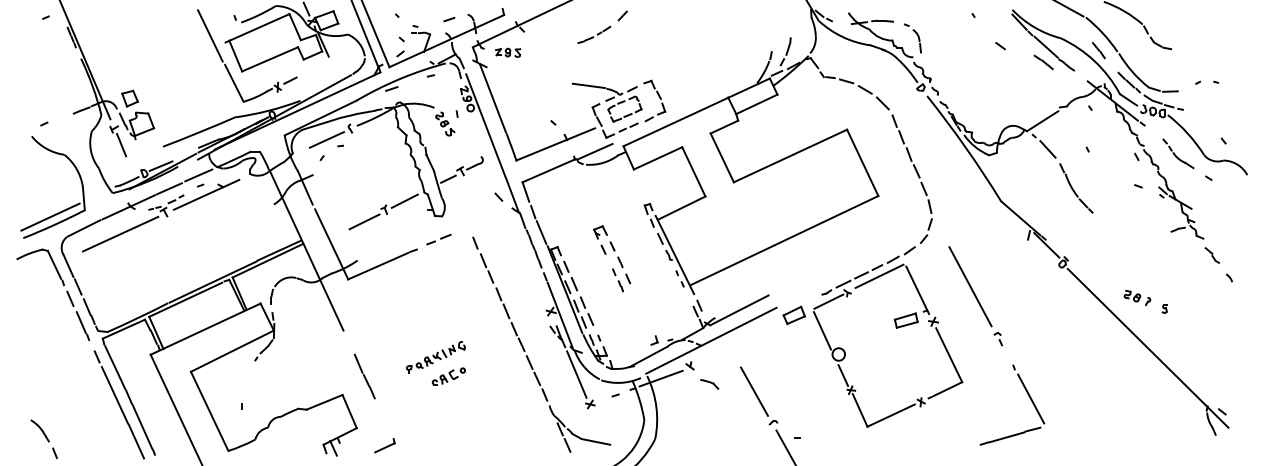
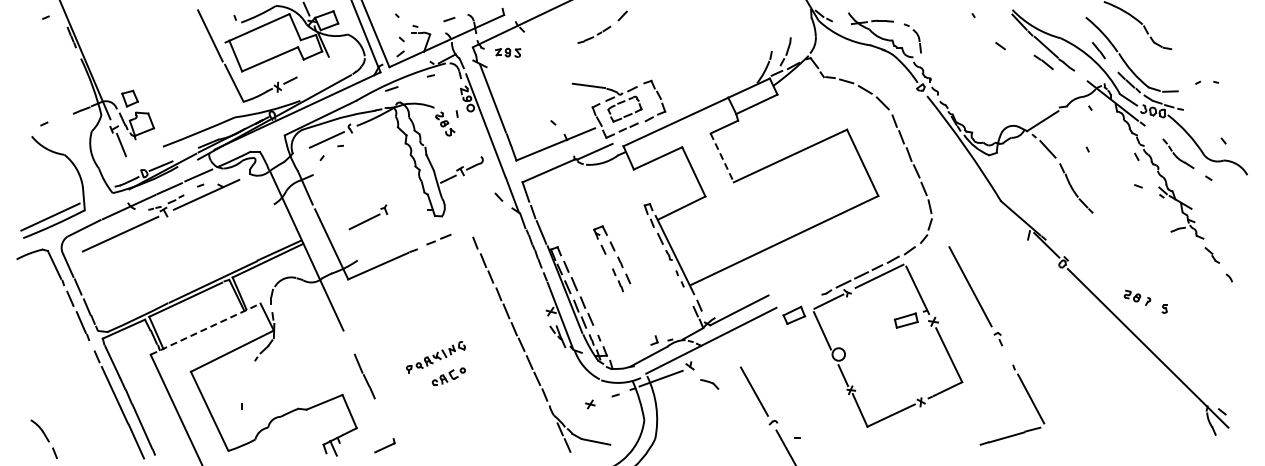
line: present -> none (1070, 9)
line: solid -> dashed (722, 158)
line: present -> none (404, 200)
line: solid -> dashed (205, 329)
line: present -> none (576, 374)
